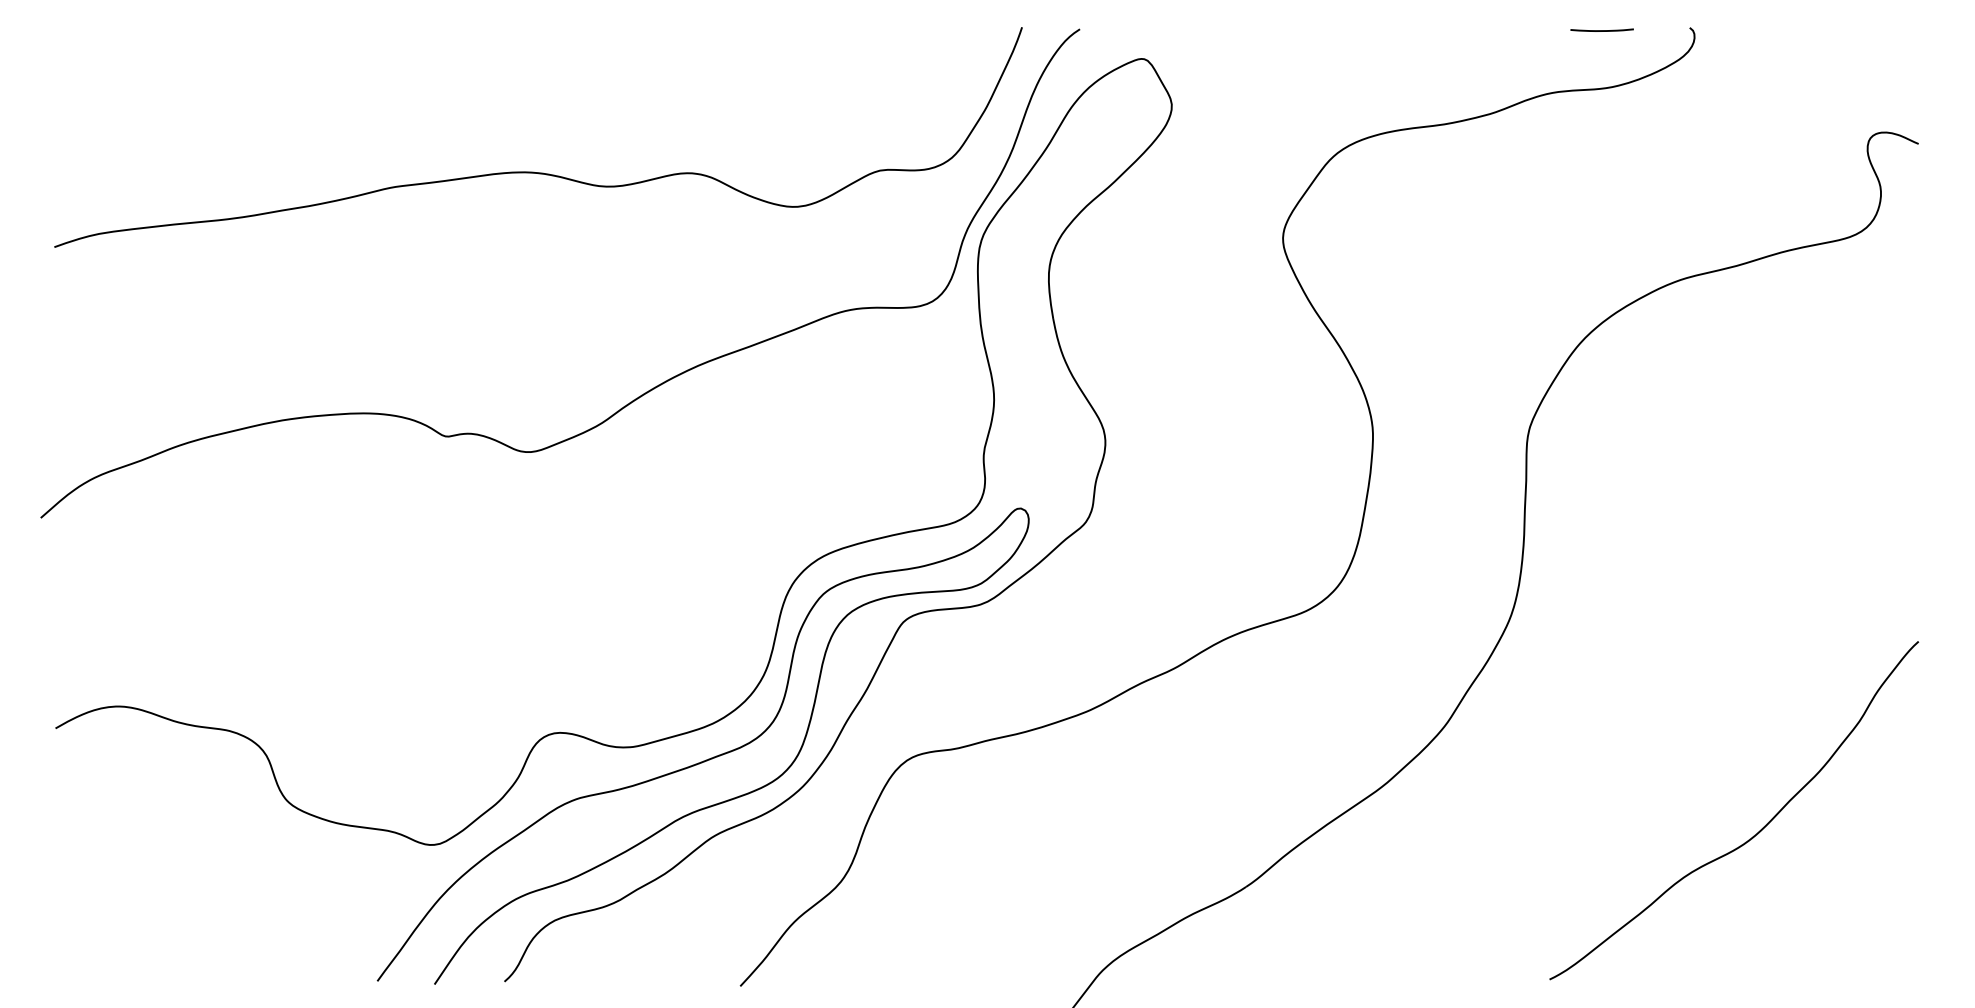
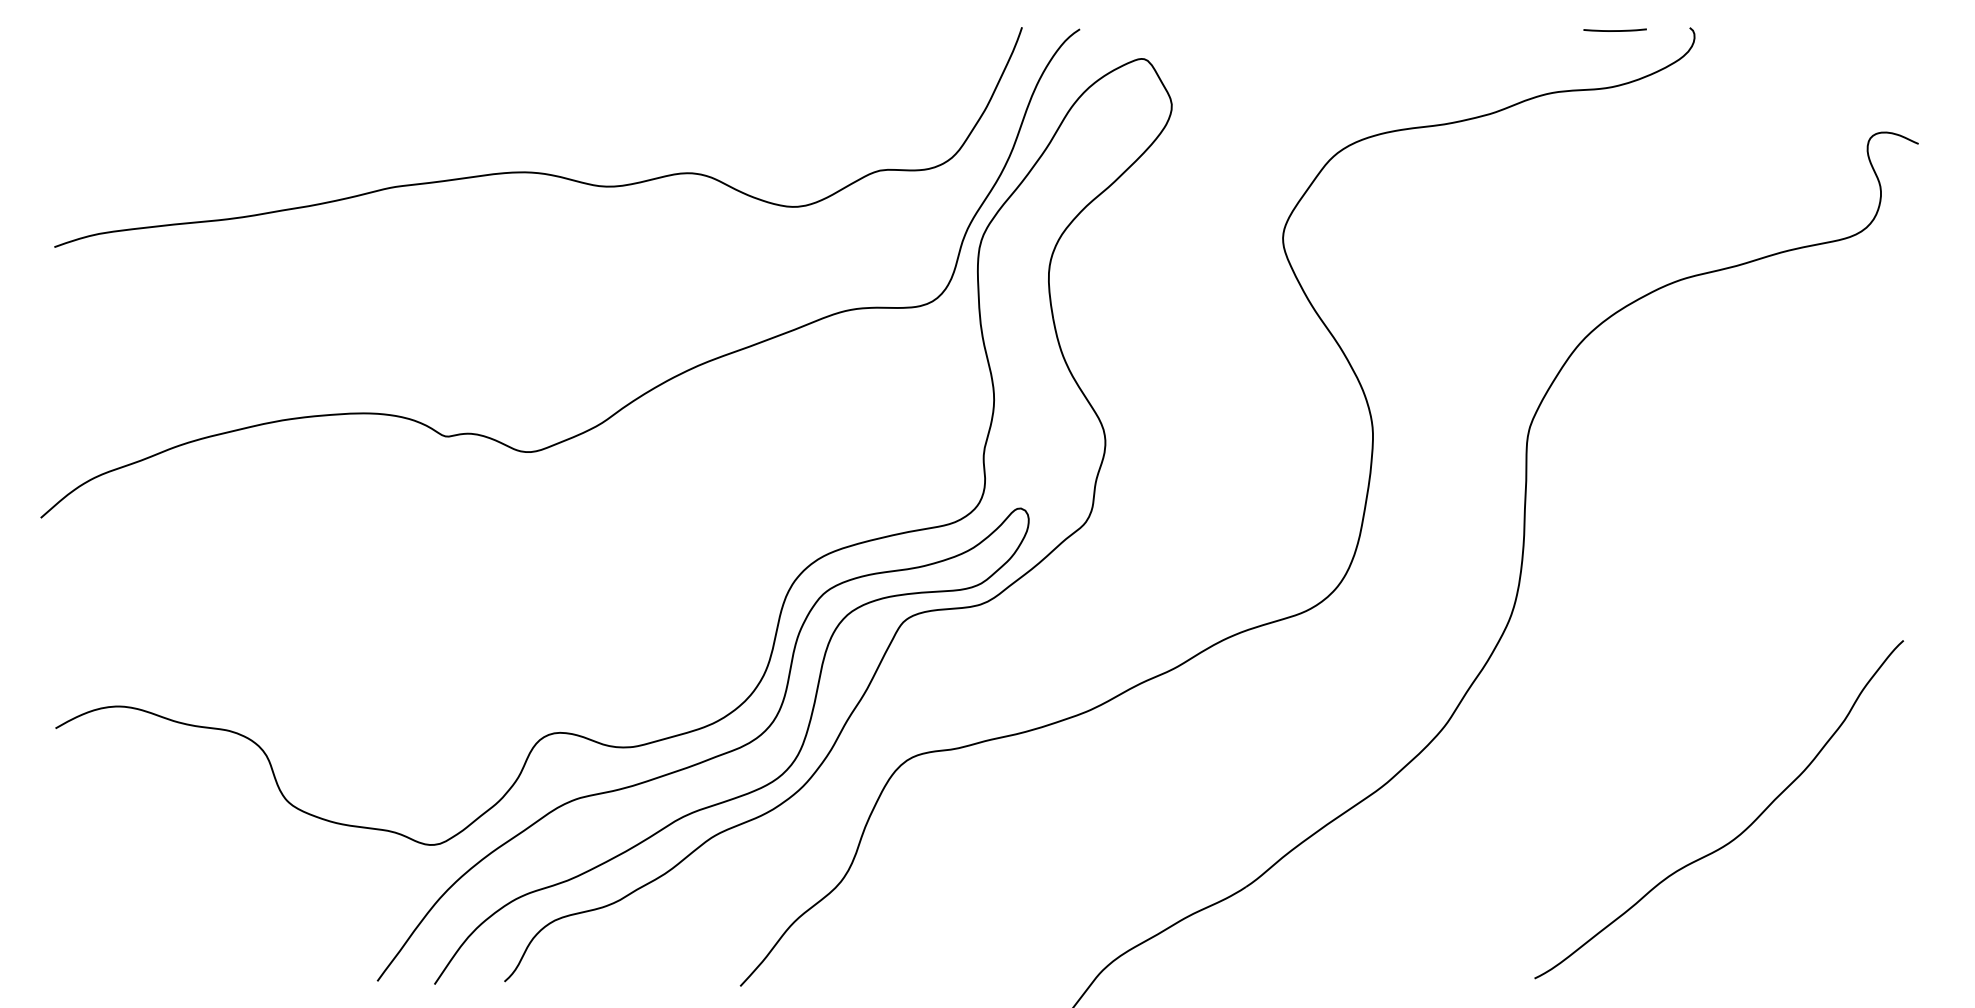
line position: (1601, 30) -> (1614, 30) (1614, 30)
curve position: (1753, 835) -> (1738, 834) (1738, 834)
